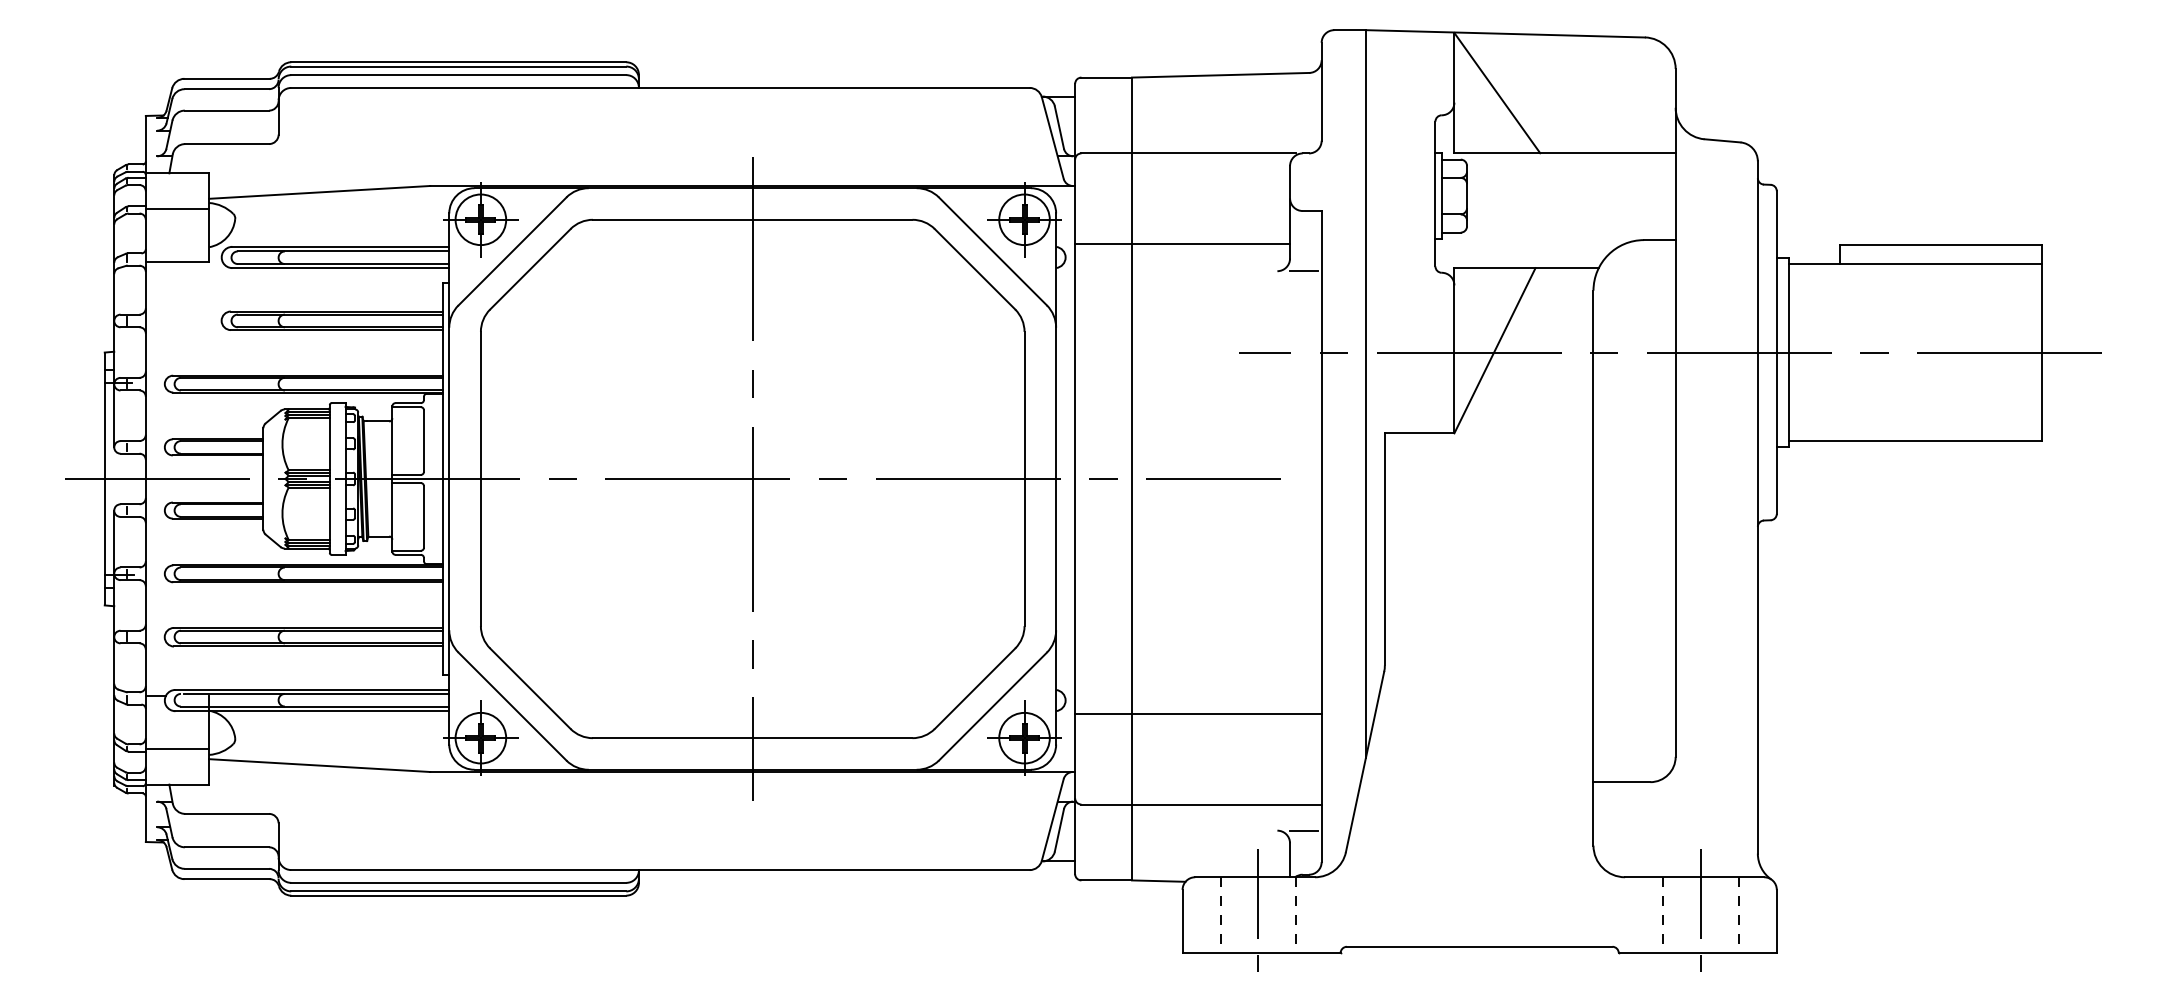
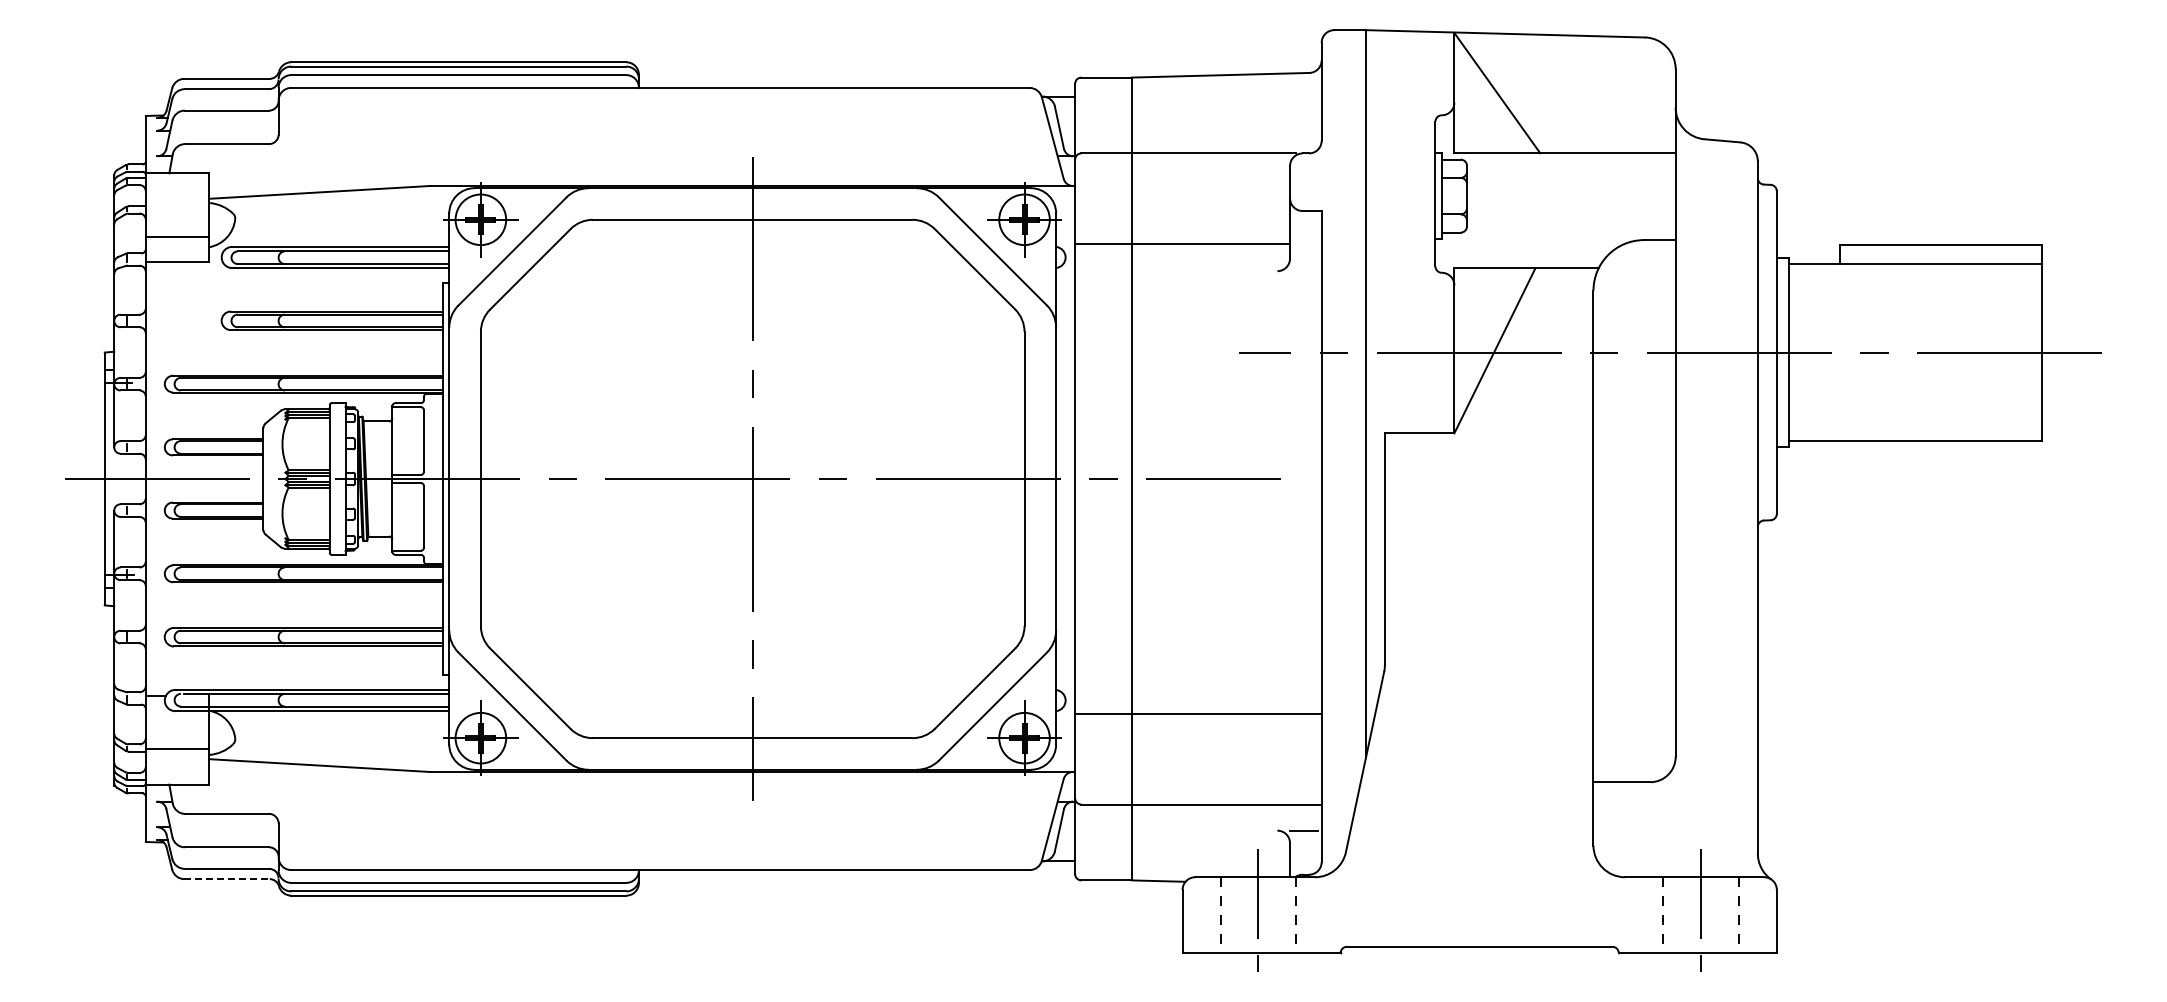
line position: (177, 209) -> (177, 237) (177, 237)
line: present -> none (1304, 271)
line: solid -> dashed (227, 879)
